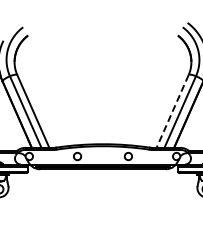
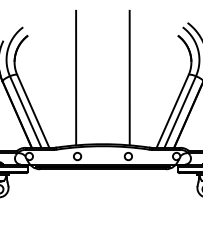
line: none -> present (76, 77)
line: none -> present (129, 77)
line: dashed -> solid (172, 111)
